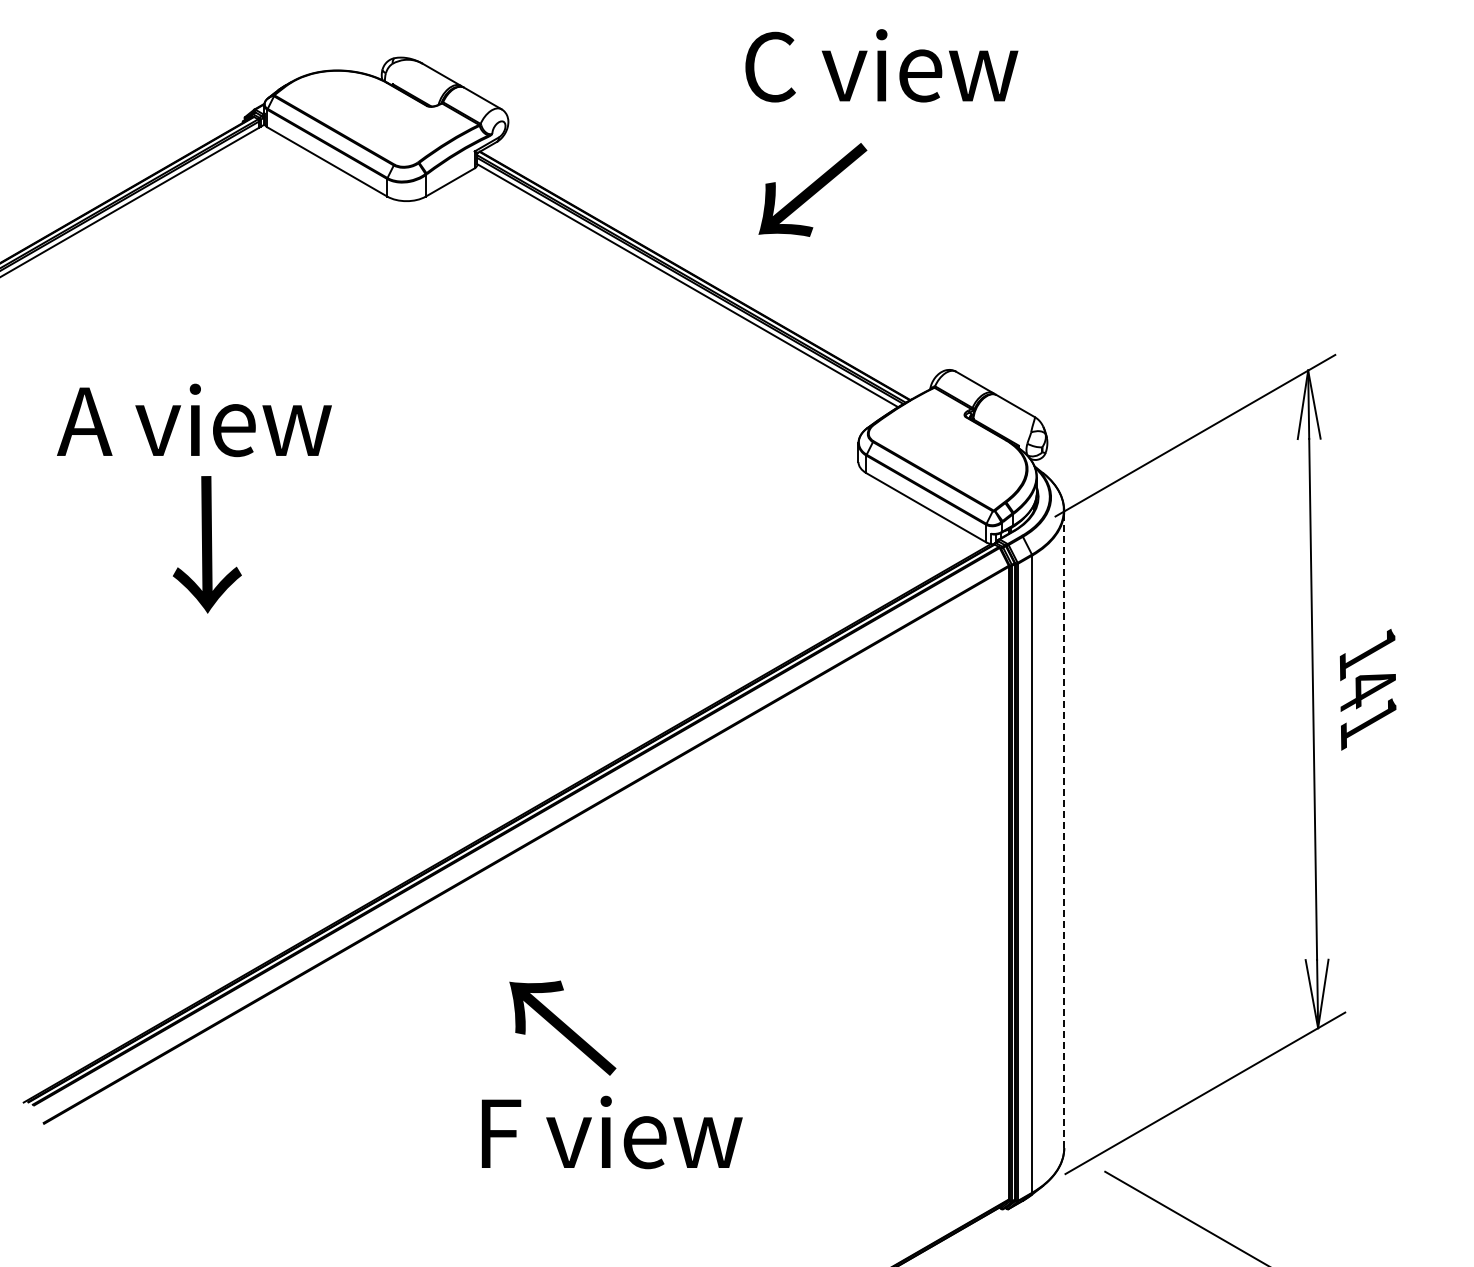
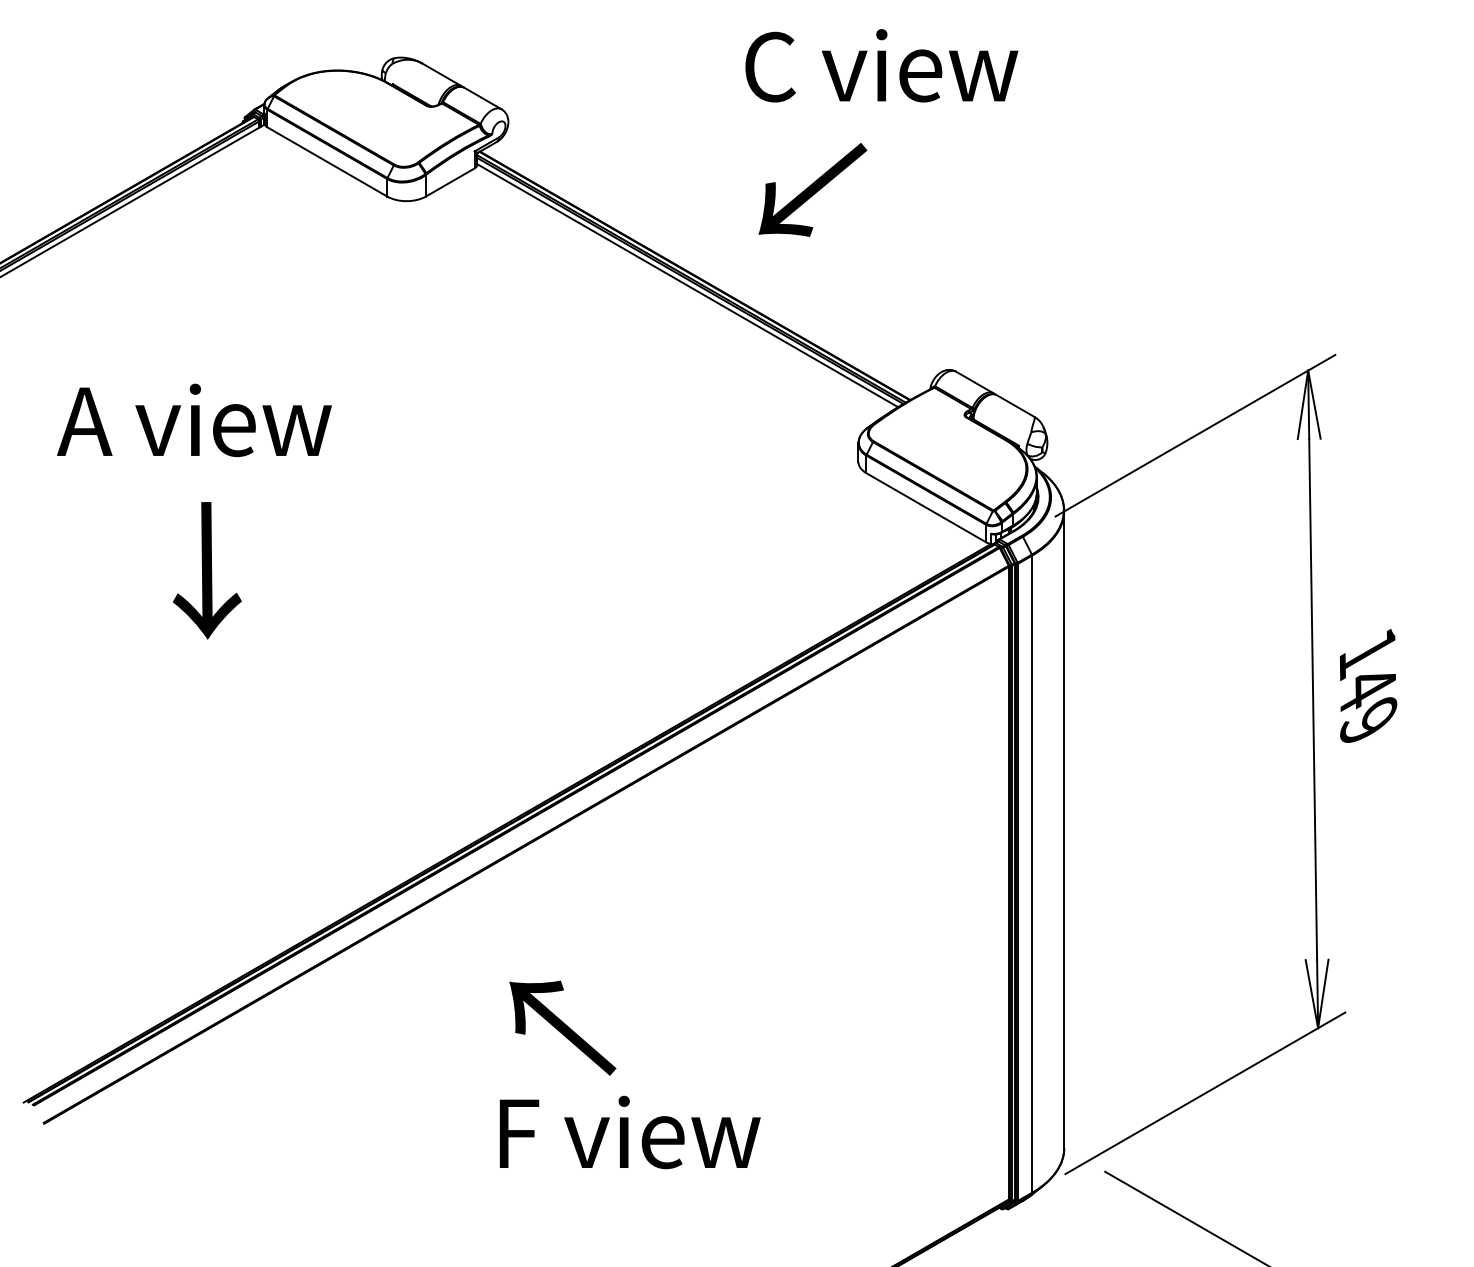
text position: (207, 544) -> (207, 570) (207, 570)
text: 141 -> 149 (1368, 723)
line: dashed -> solid (1064, 829)
text position: (611, 1132) -> (629, 1132) (629, 1132)
